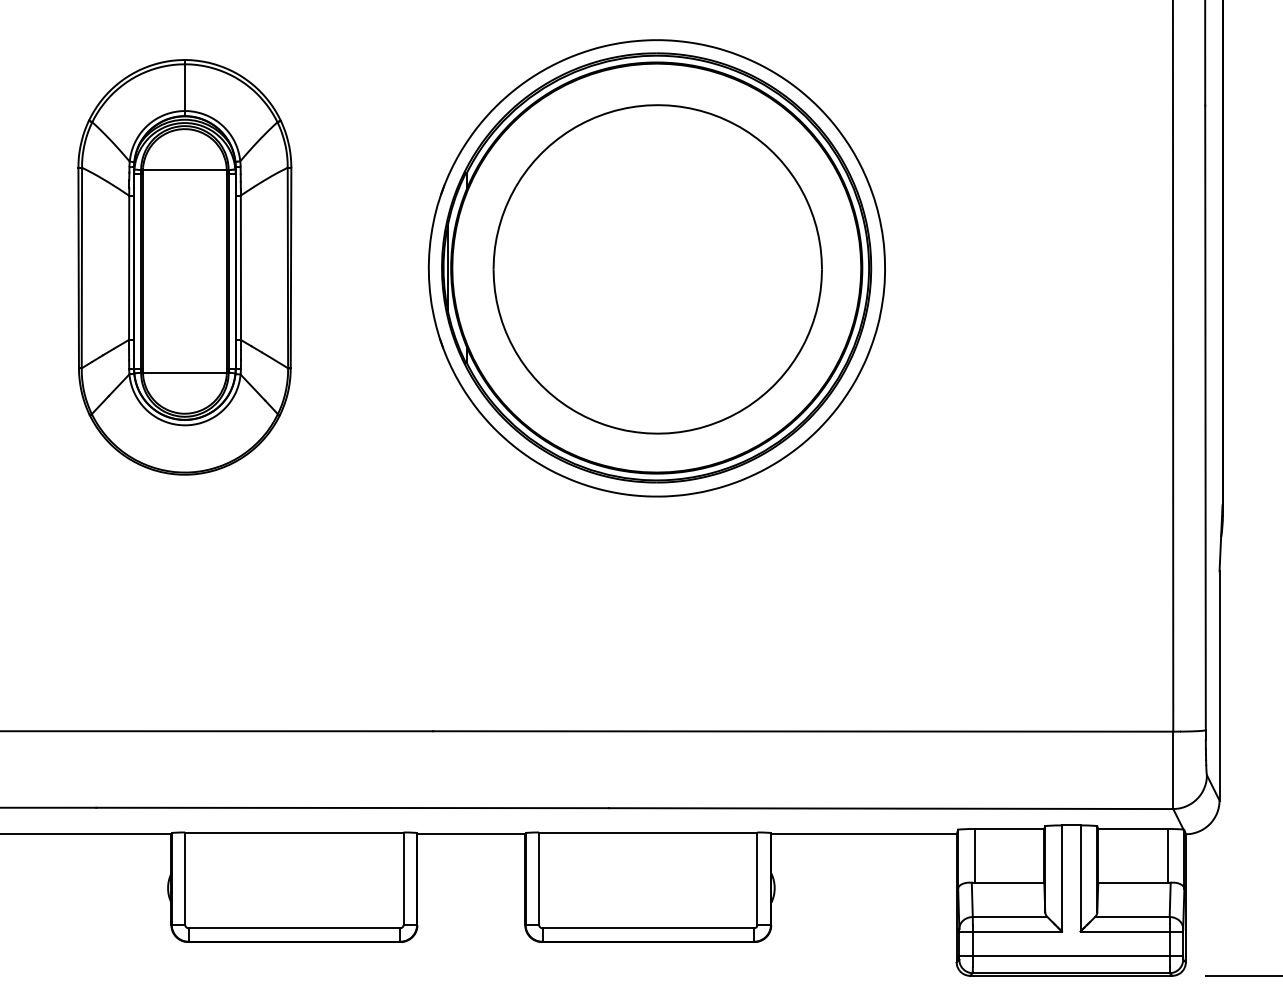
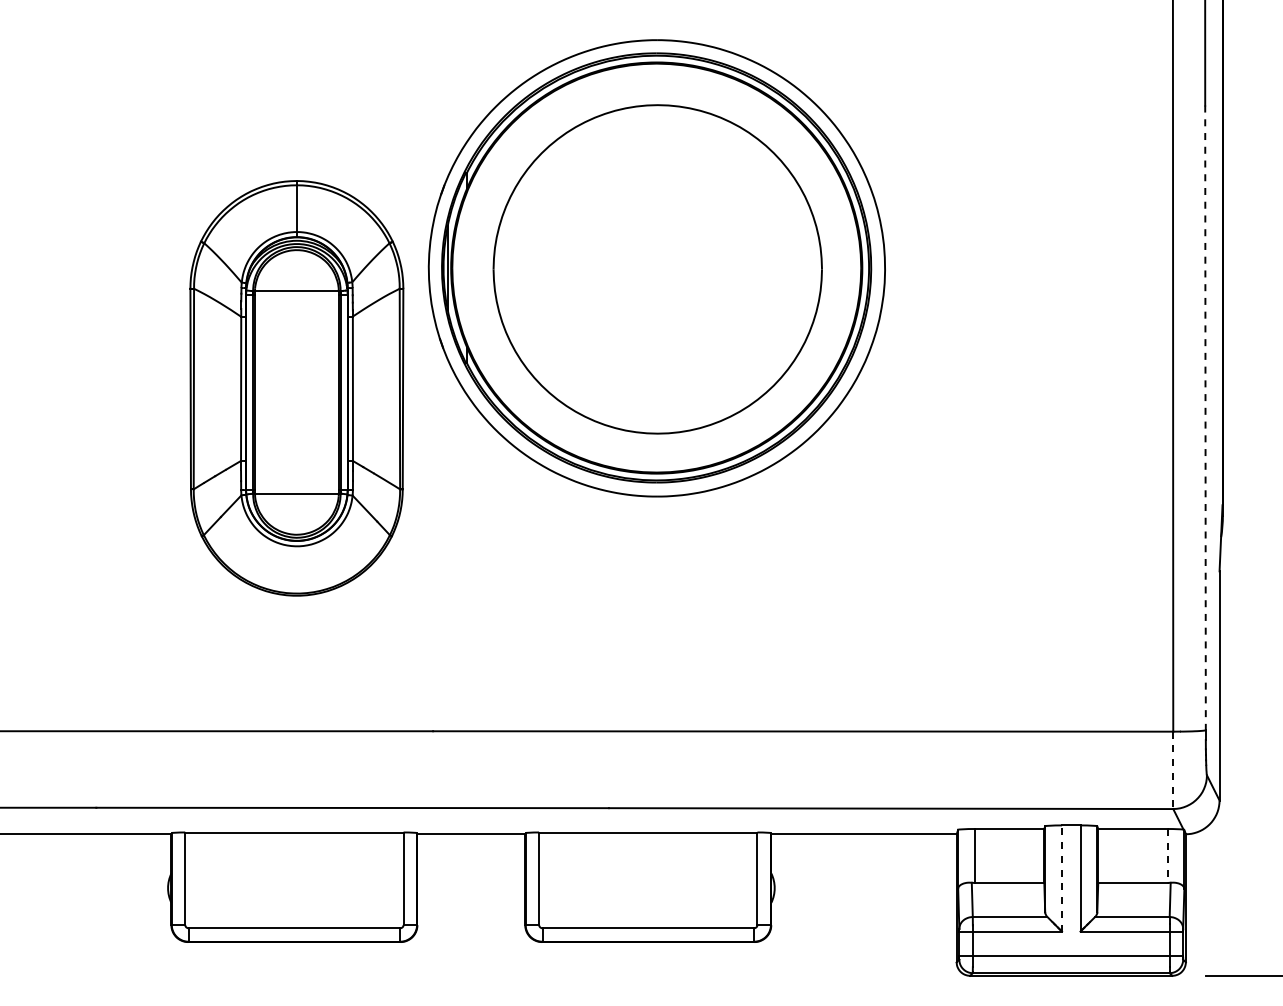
part position: (184, 267) -> (296, 388) (296, 388)
line: solid -> dashed (1205, 418)
line: solid -> dashed (1173, 770)
line: solid -> dashed (1167, 856)
line: solid -> dashed (1062, 878)
